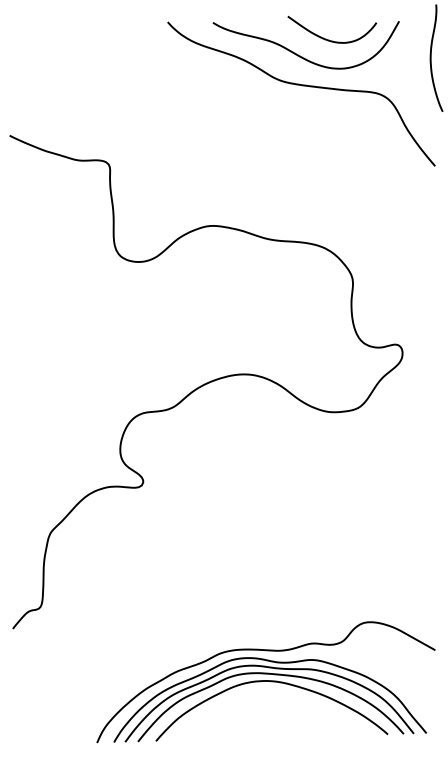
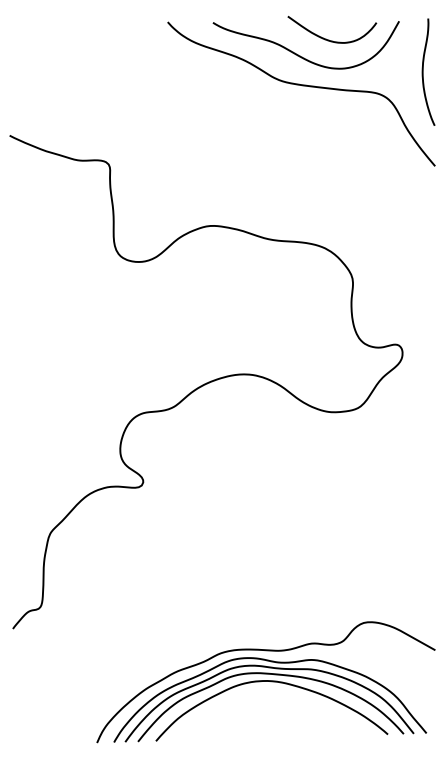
curve position: (431, 57) -> (423, 71) (423, 71)
